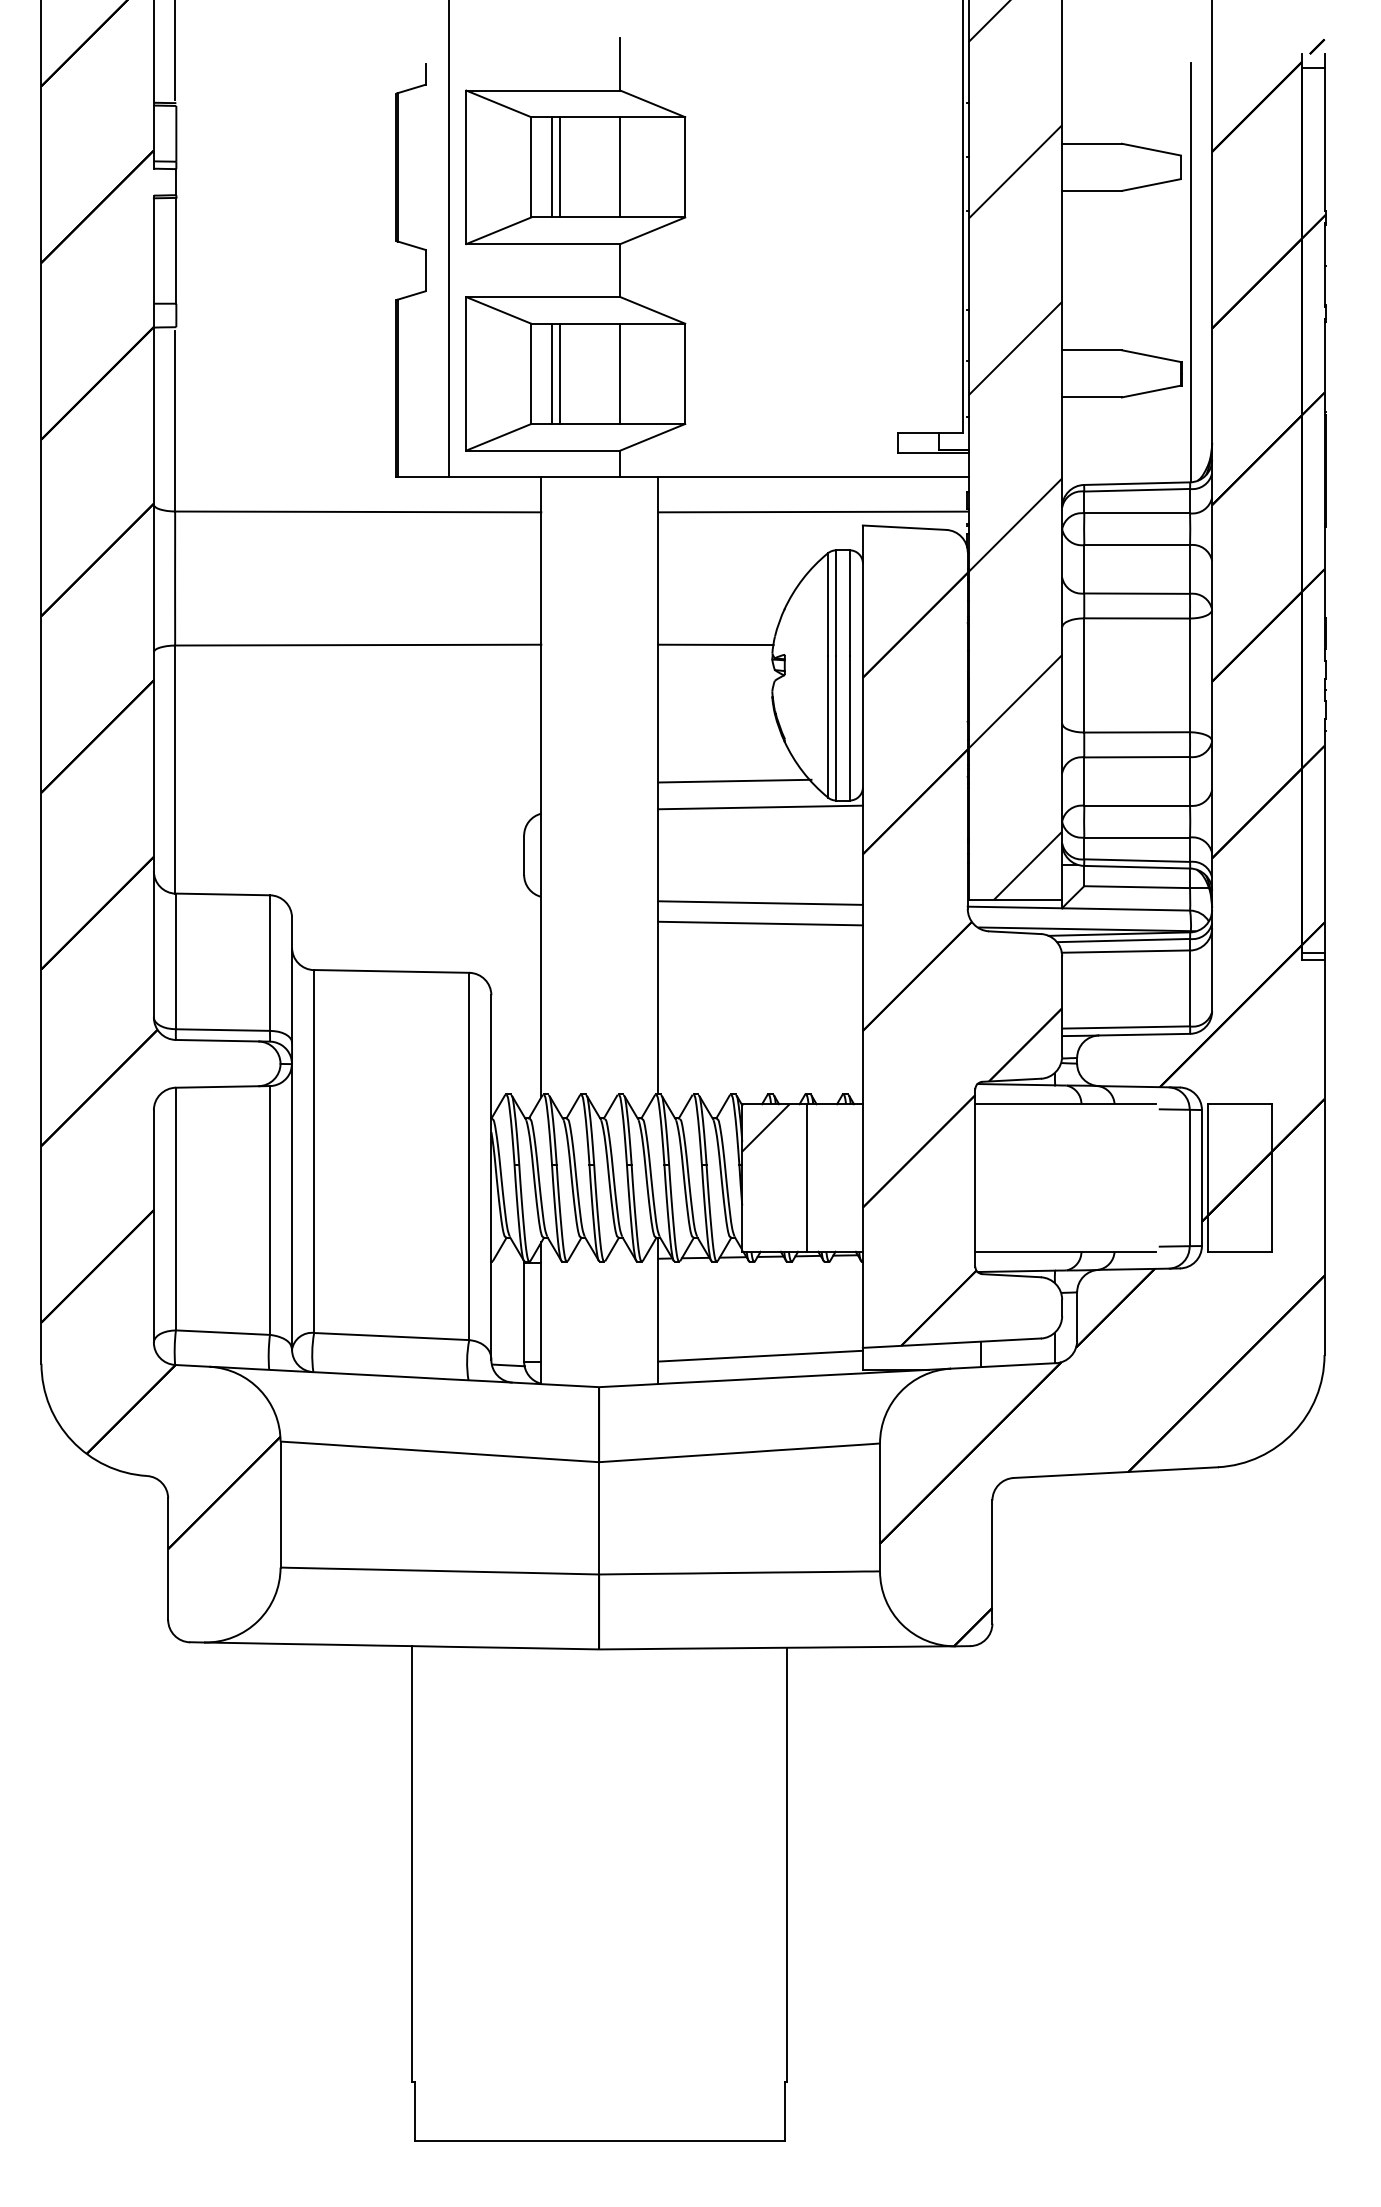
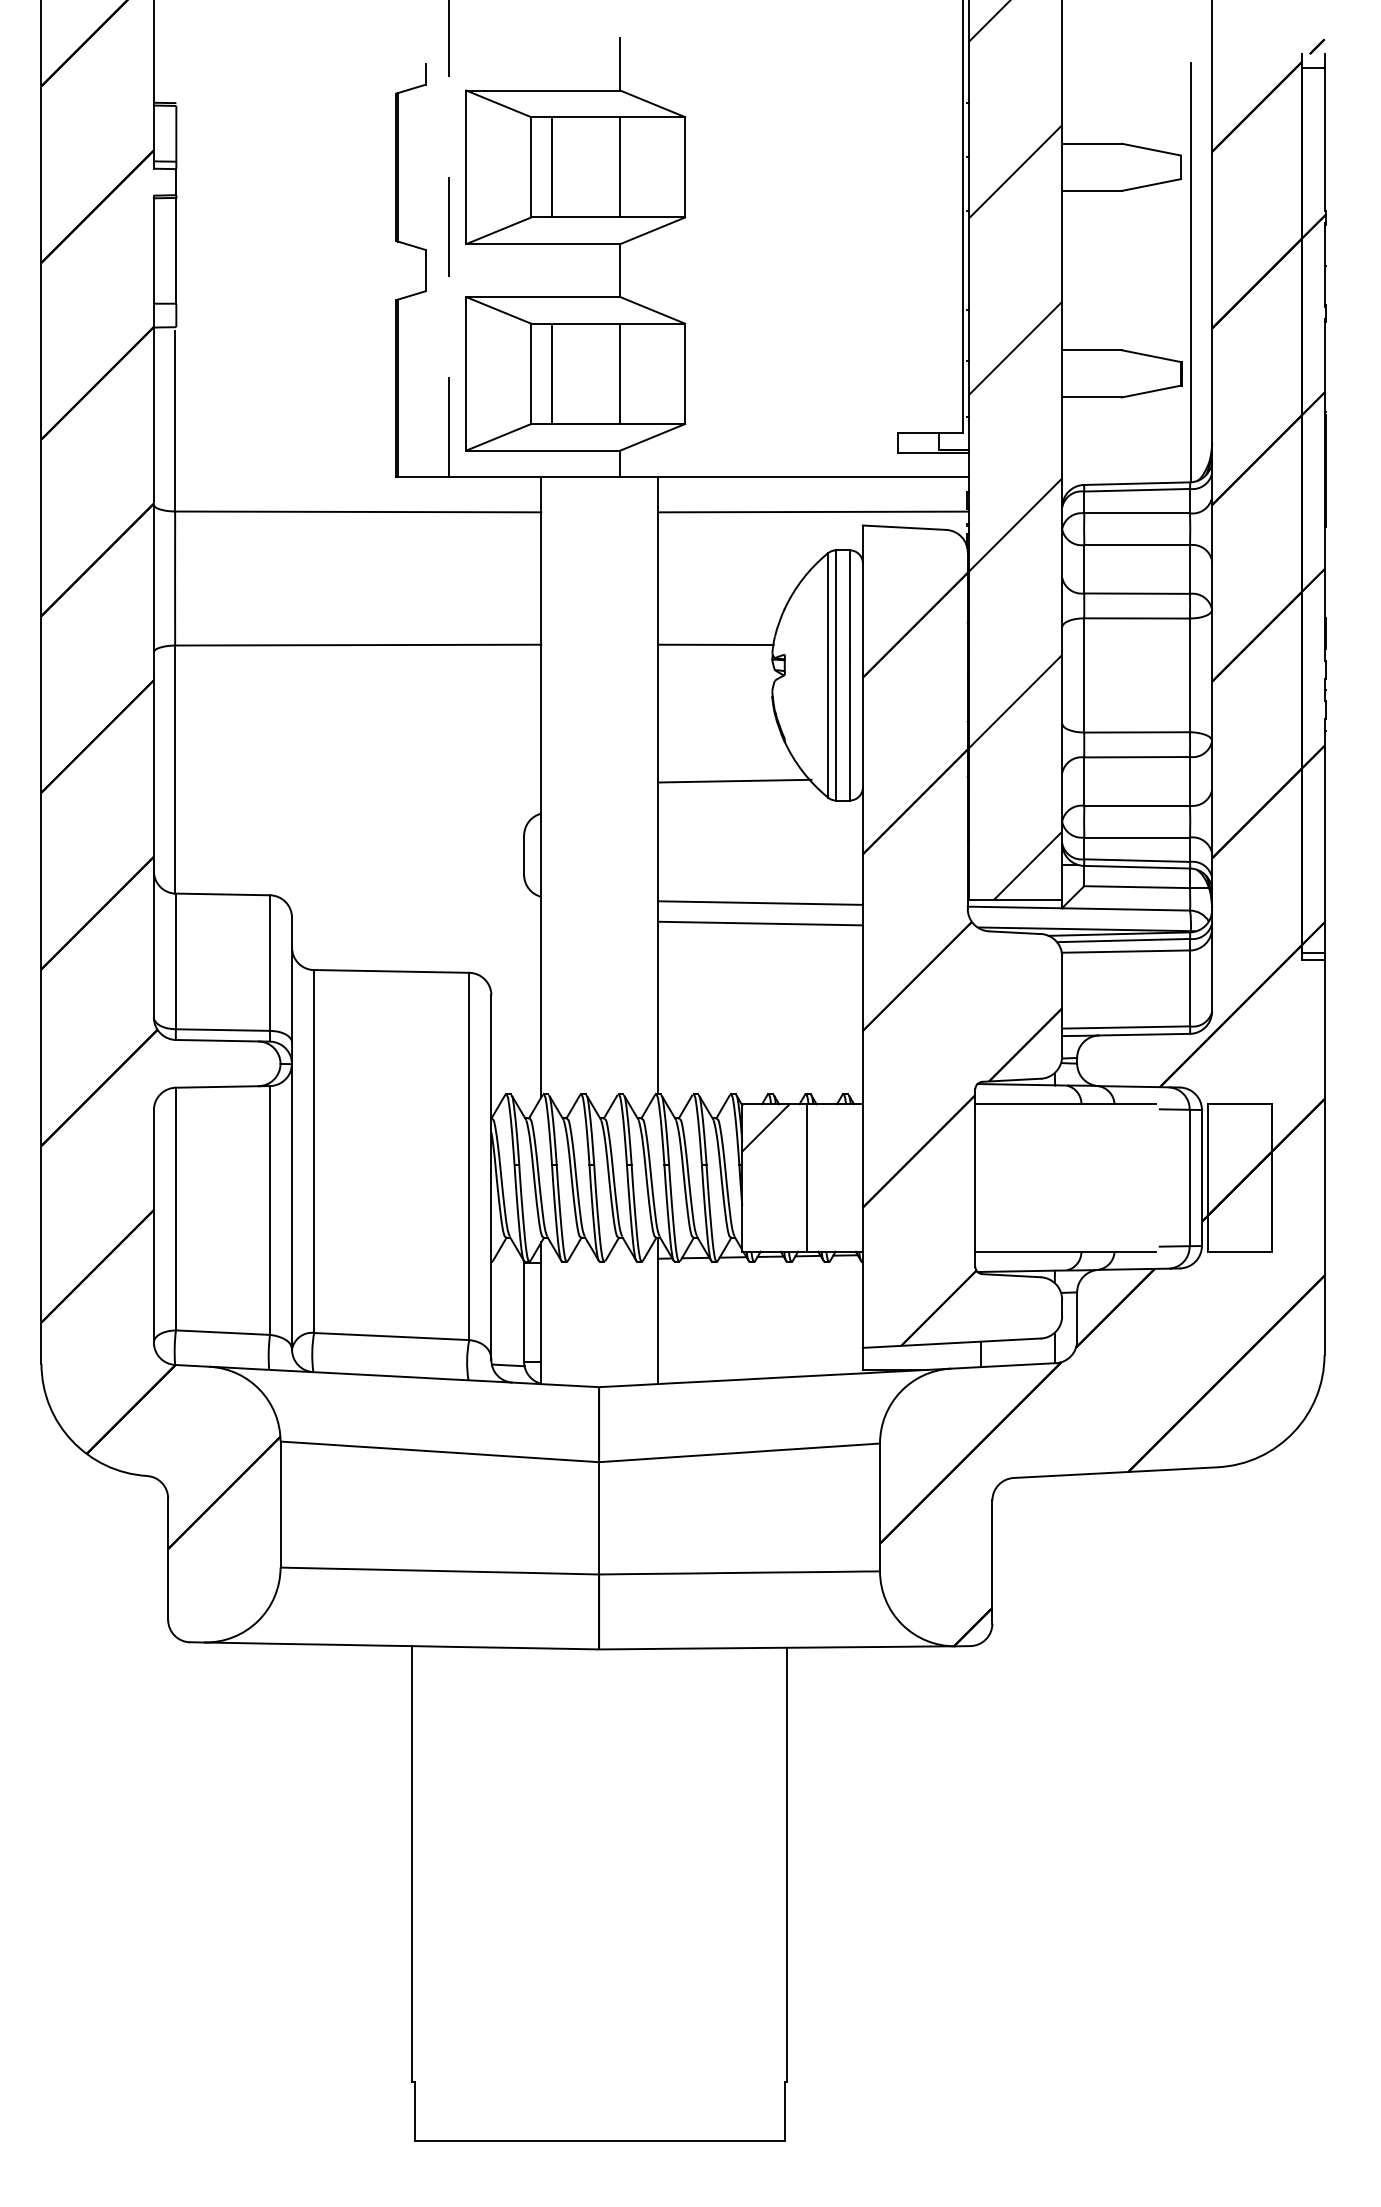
line: present -> none (175, 50)
line: present -> none (560, 167)
line: solid -> dashed (449, 238)
line: present -> none (560, 373)
line: present -> none (760, 807)
line: present -> none (760, 1355)
